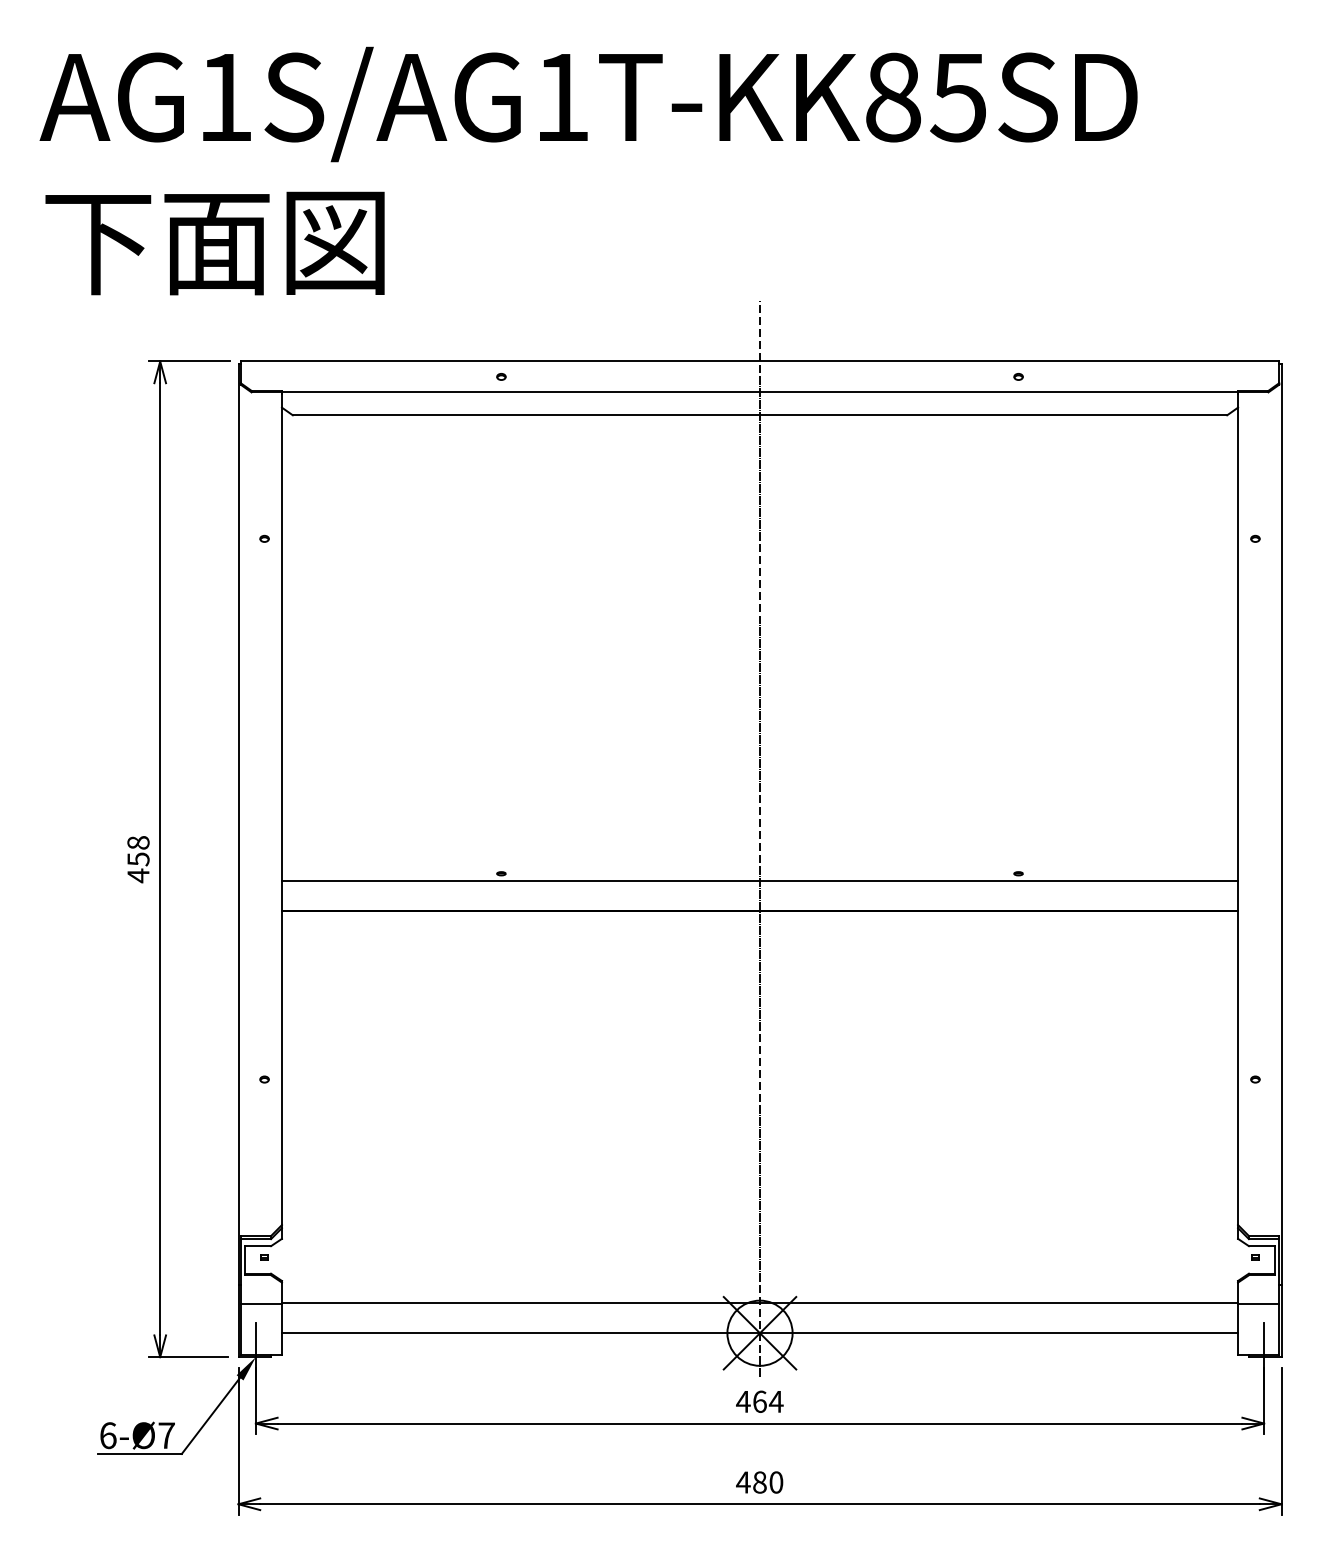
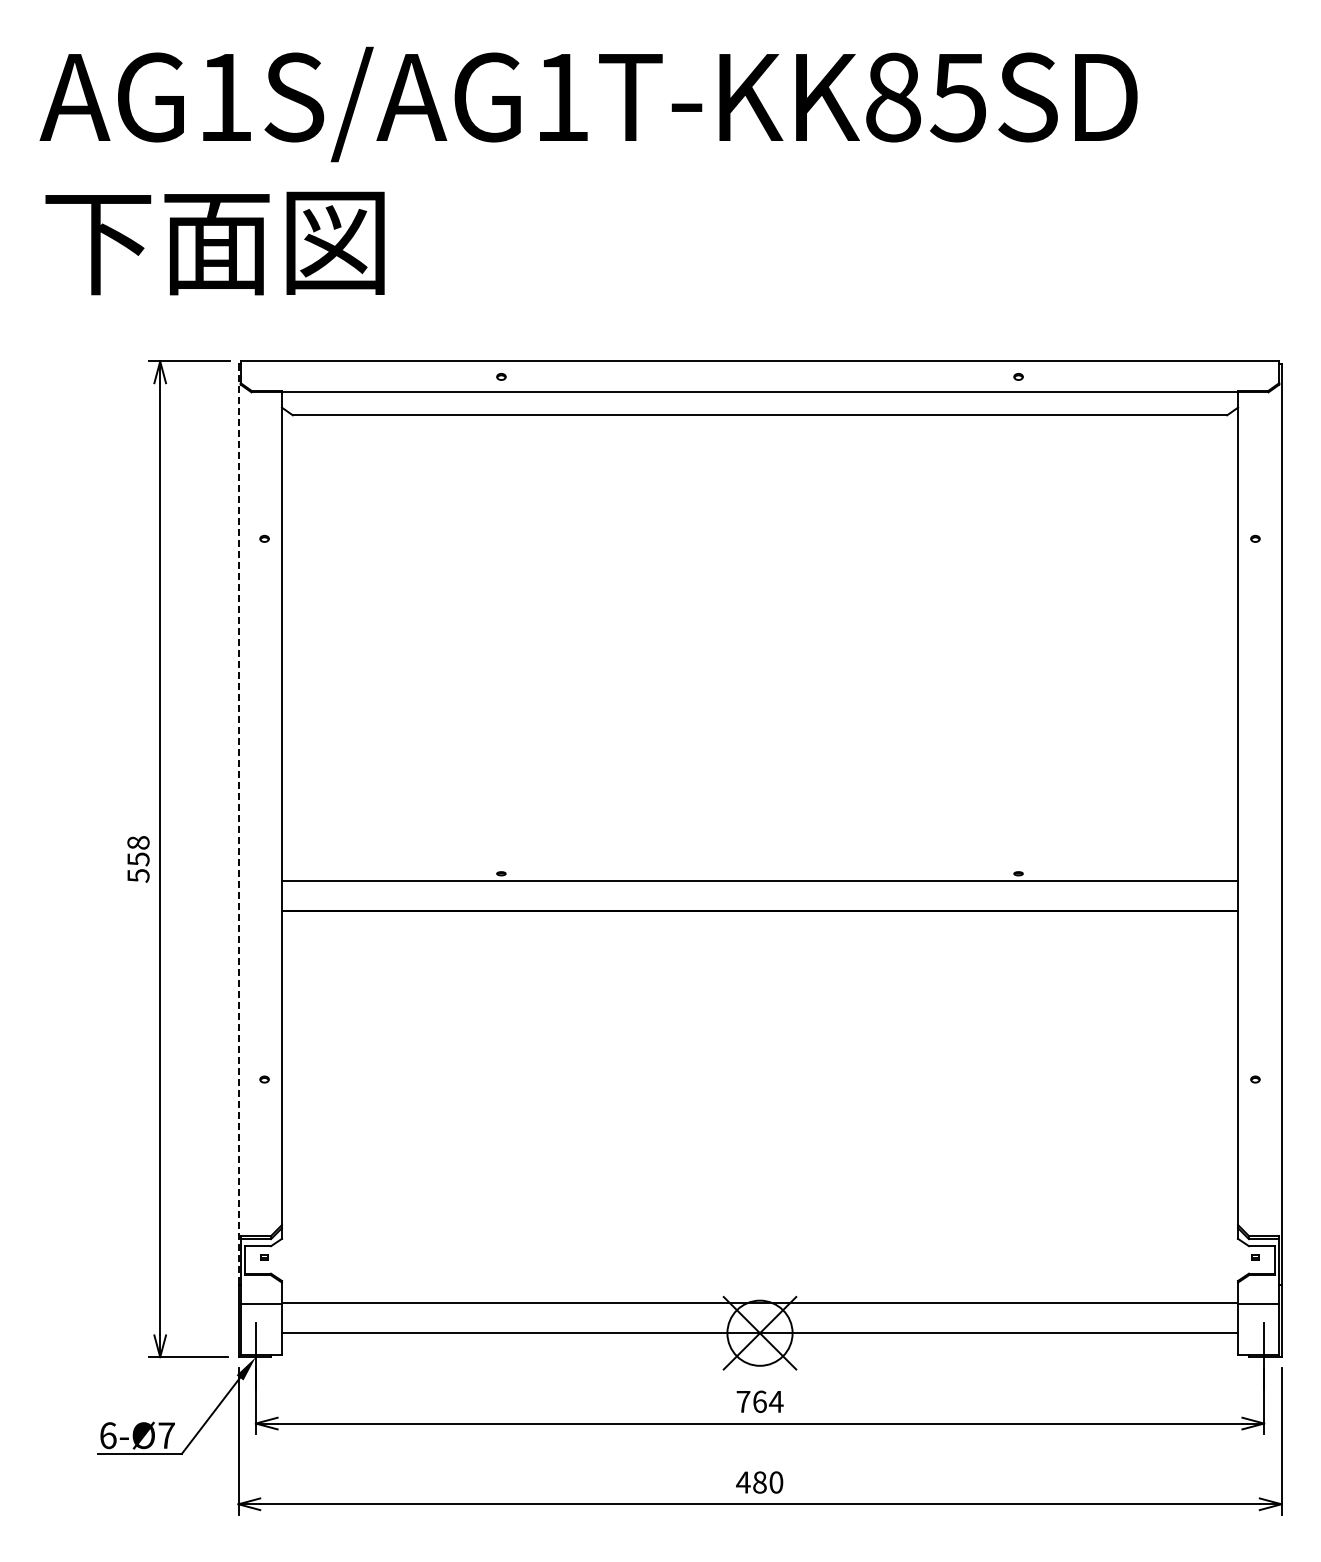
line: solid -> dashed (238, 824)
line: present -> none (760, 839)
text: 458 -> 558 (138, 875)
text: 464 -> 764 (743, 1401)
